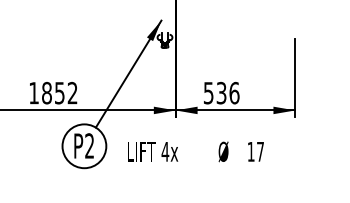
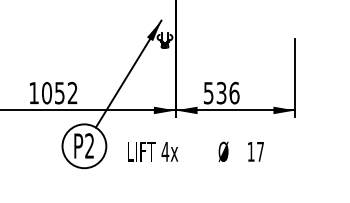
text: 1852 -> 1052 (47, 93)
